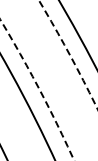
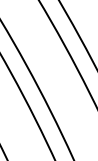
arc: dashed -> solid (69, 54)
arc: dashed -> solid (38, 88)
